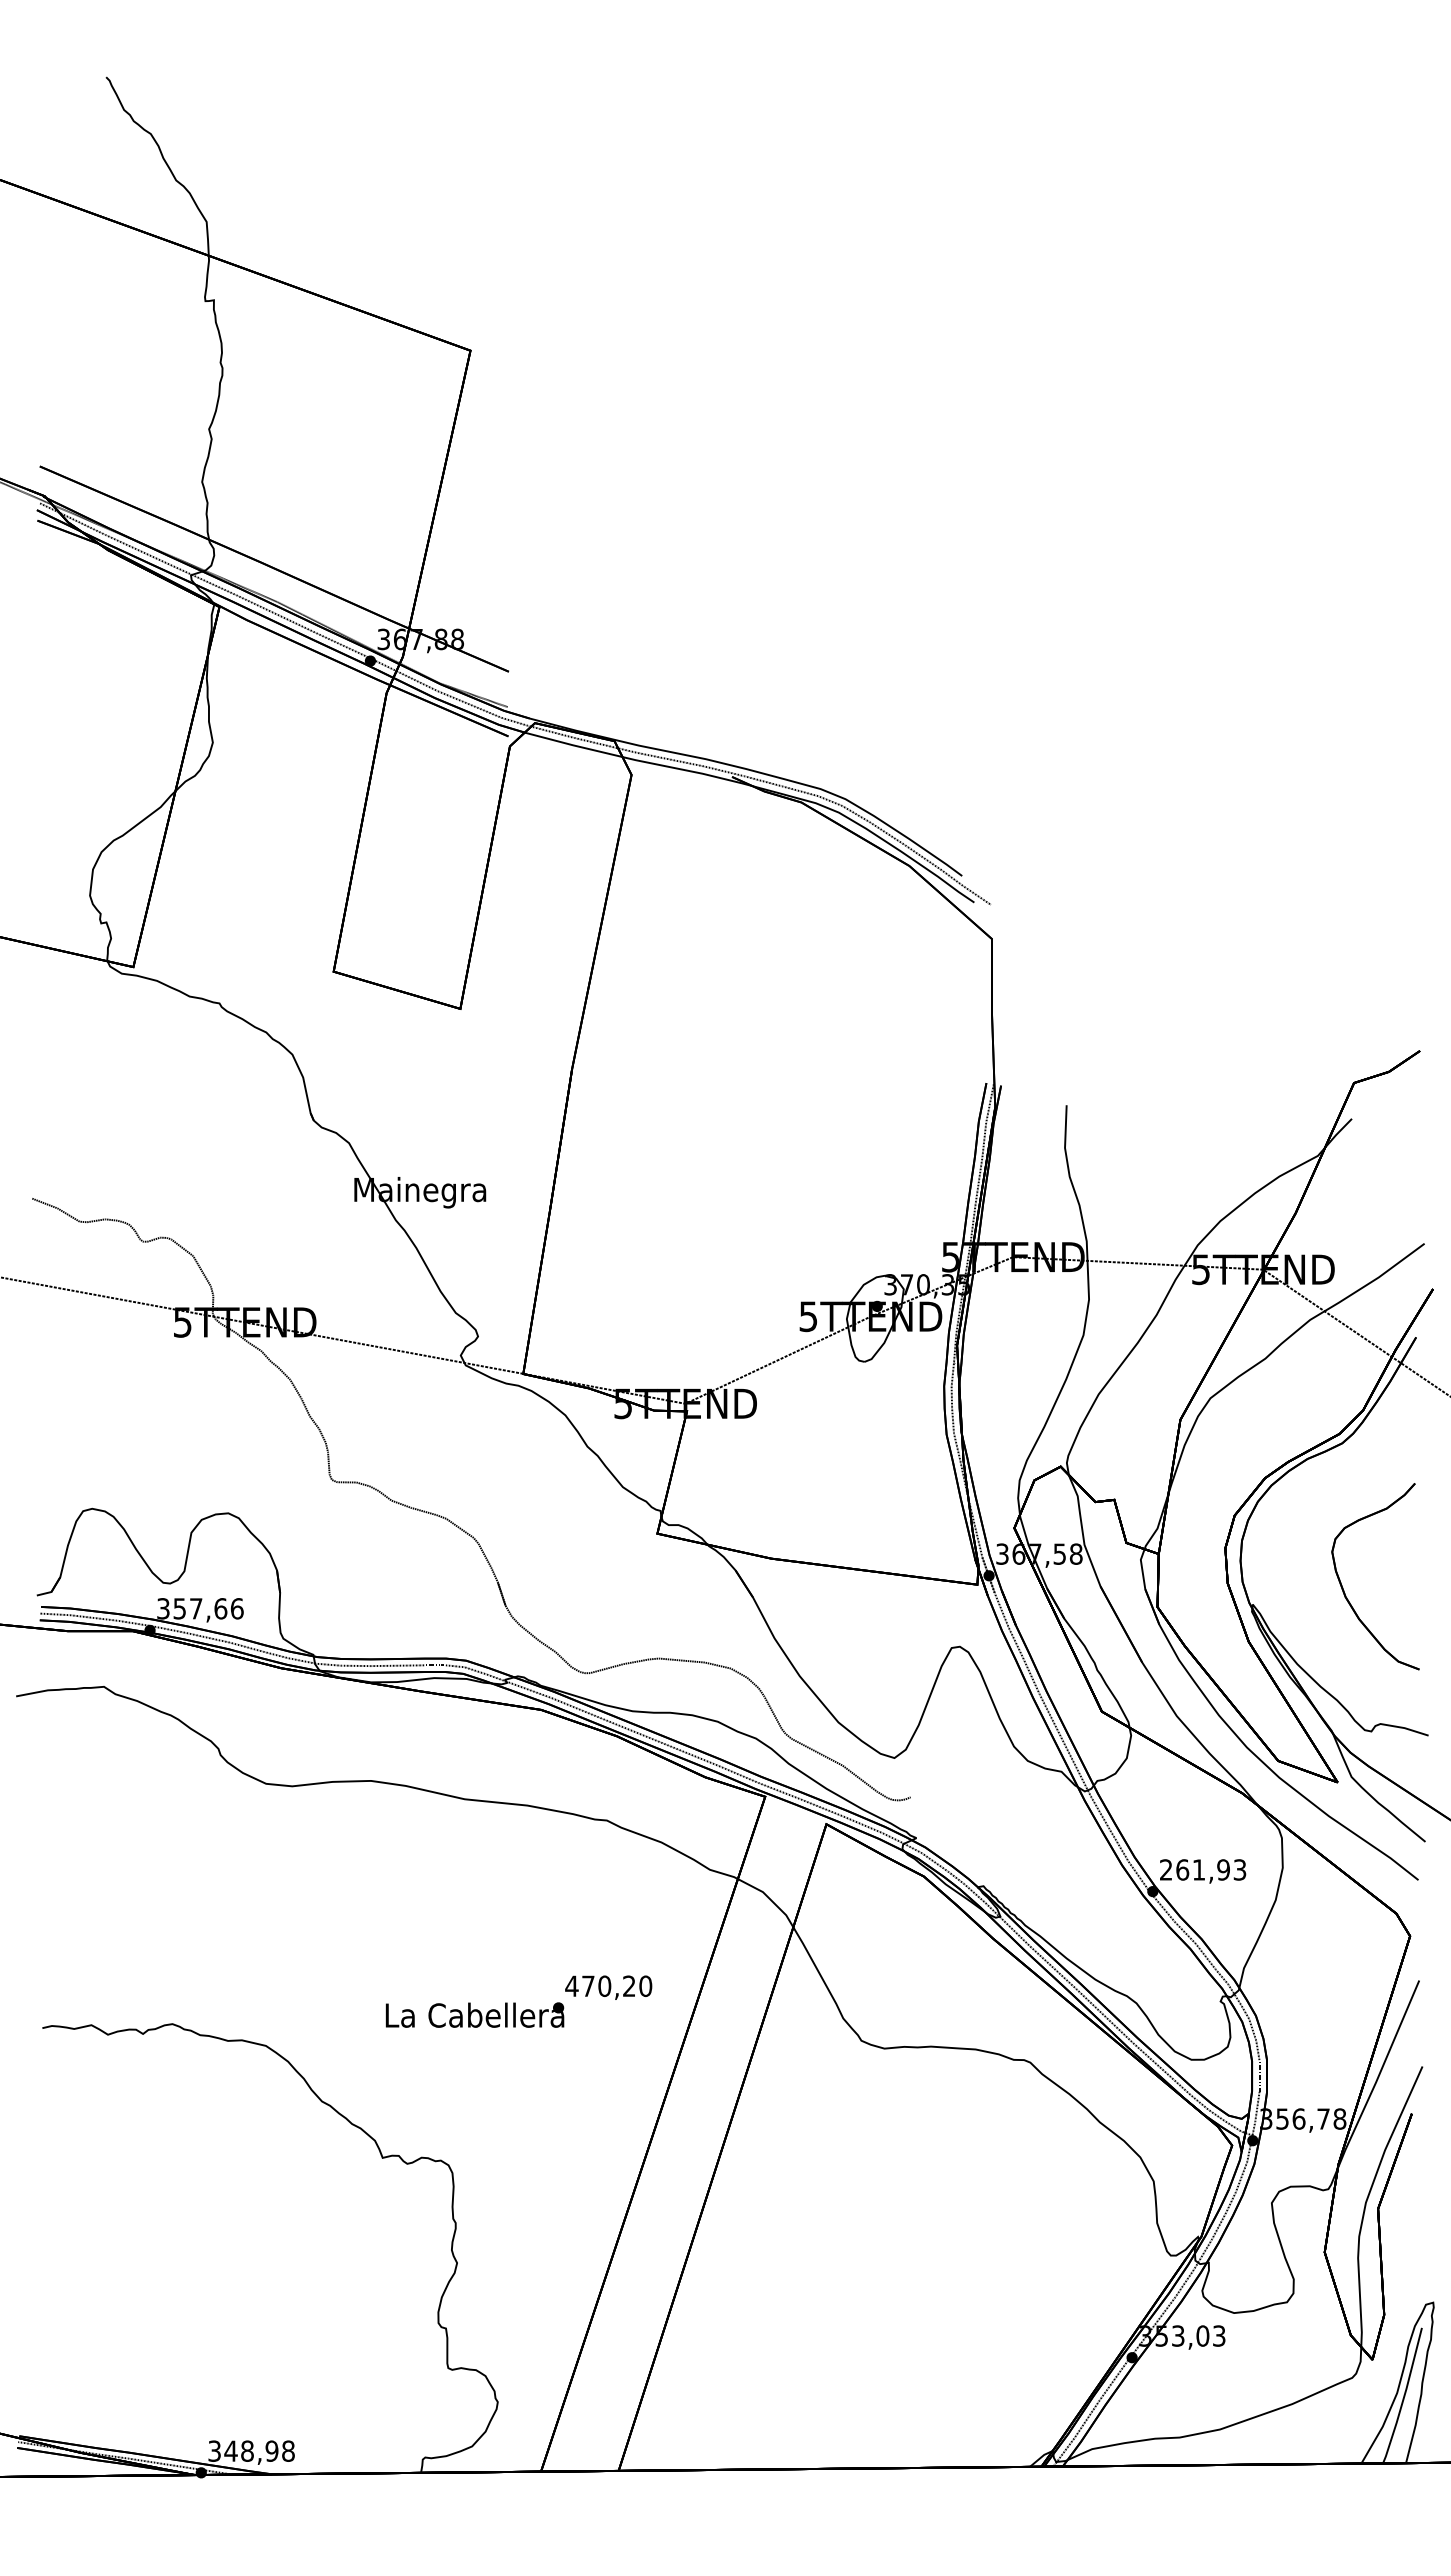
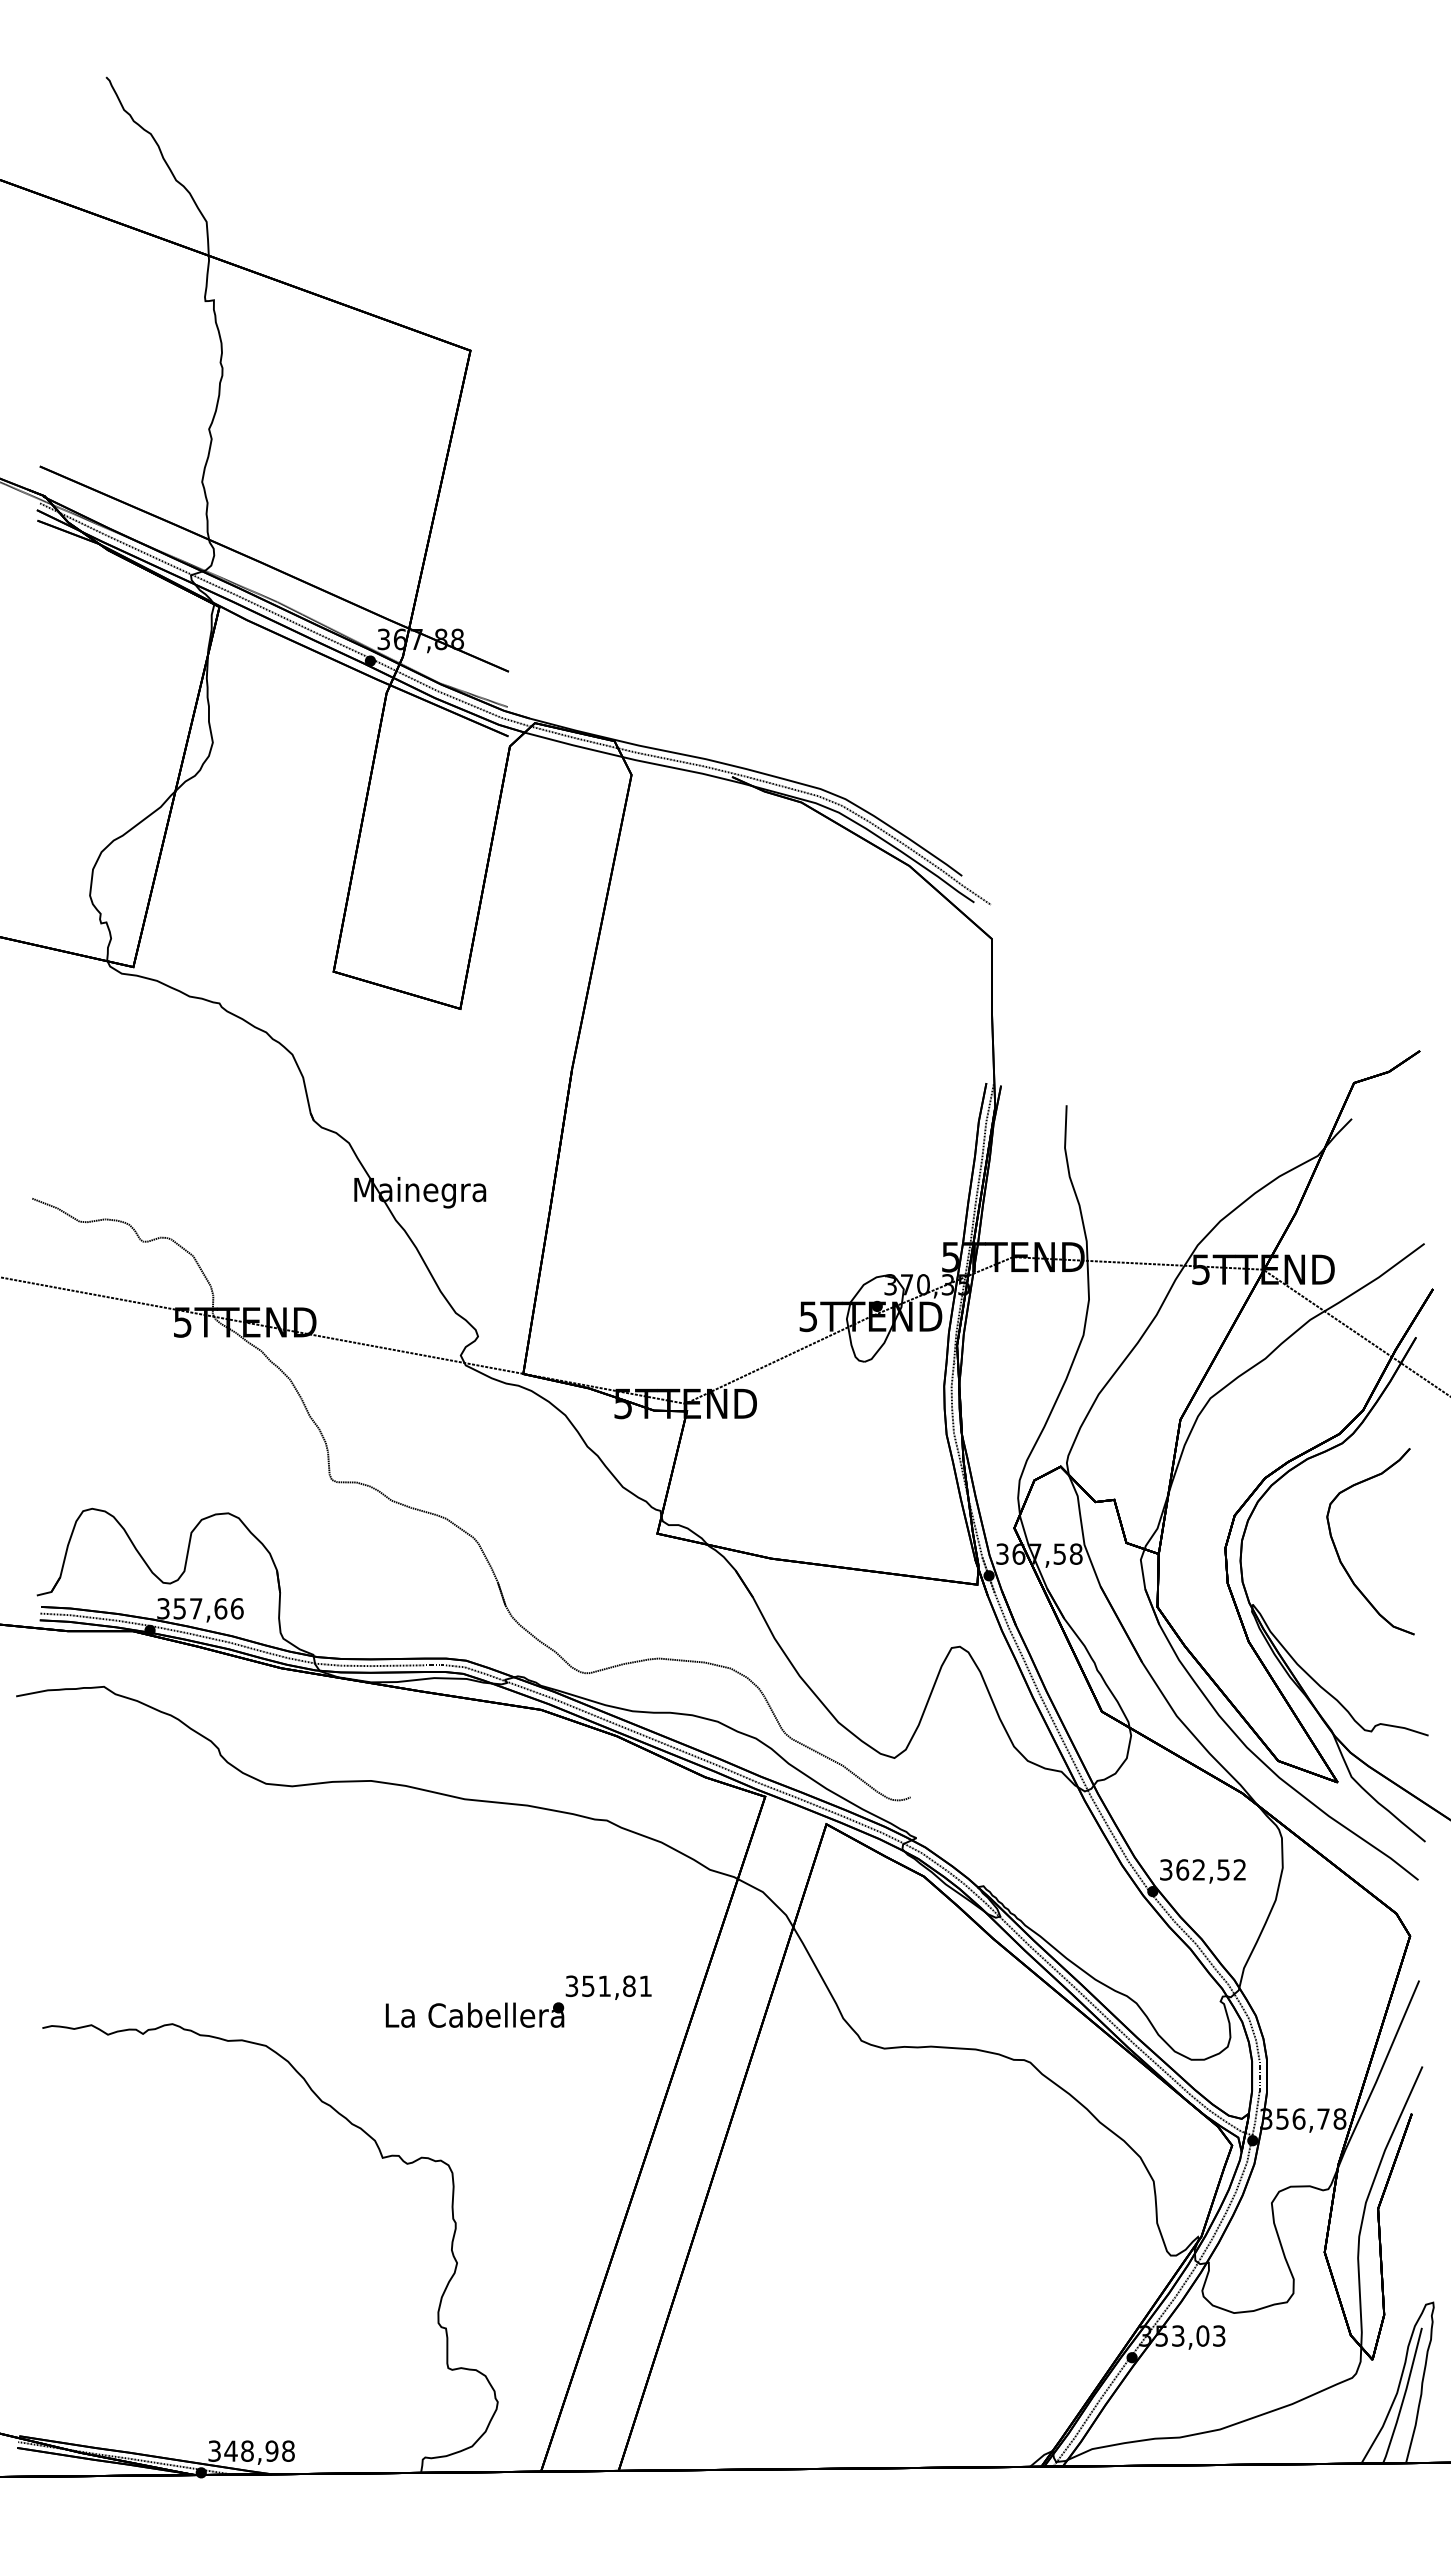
part position: (1343, 1587) -> (1338, 1552) (1338, 1552)
text: 261,93 -> 362,52 (1203, 1869)
text: 470,20 -> 351,81 (608, 1986)
